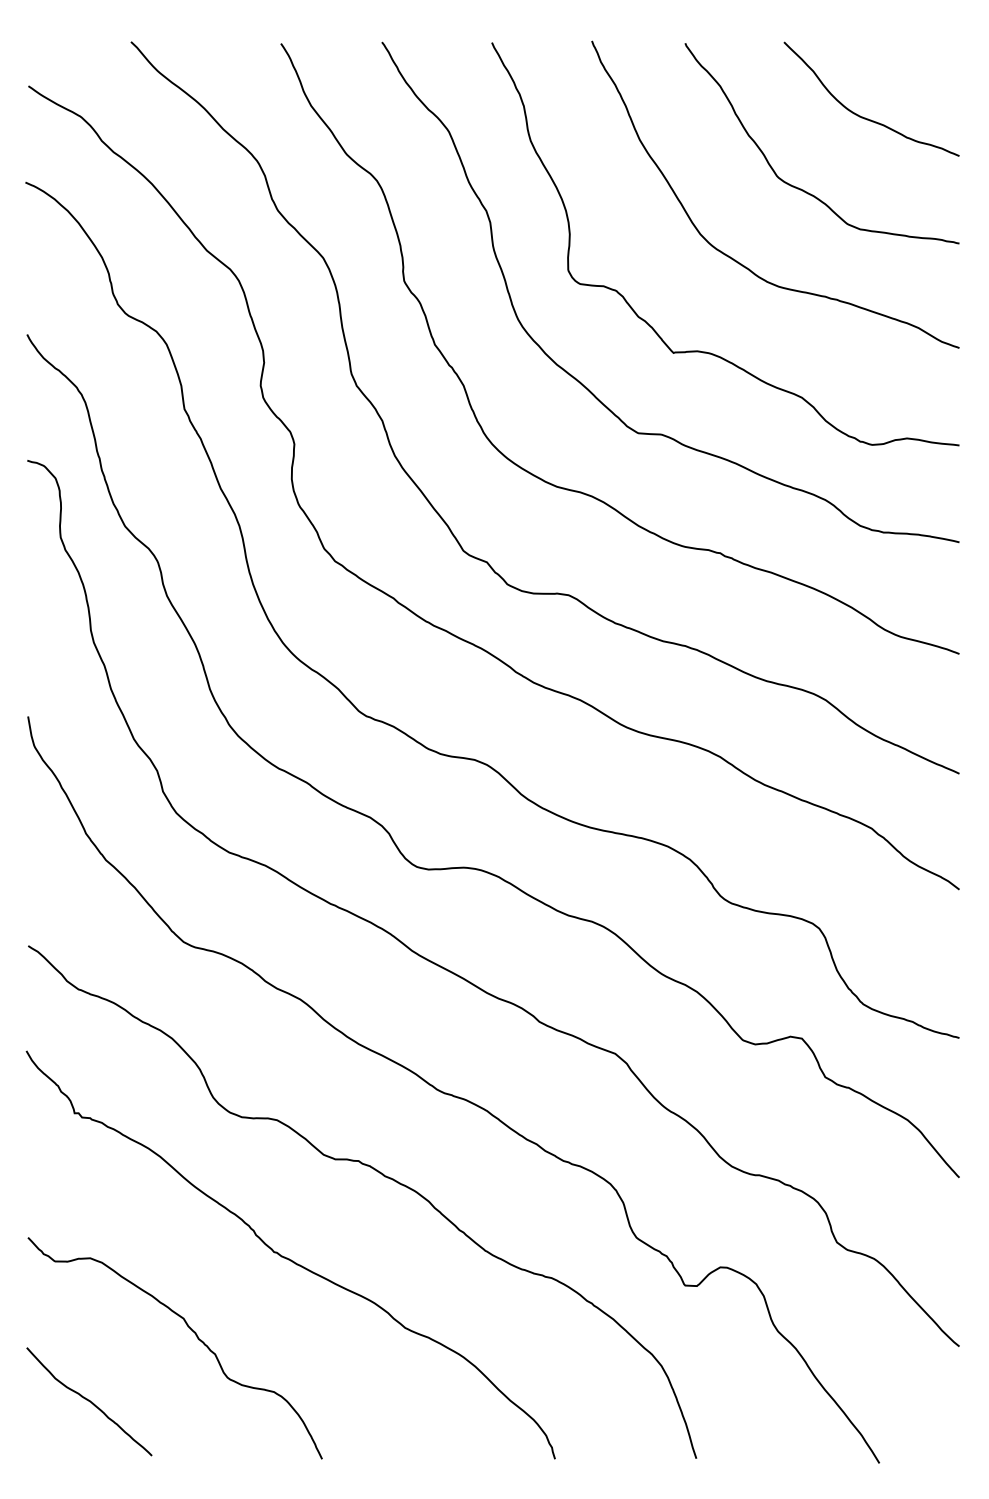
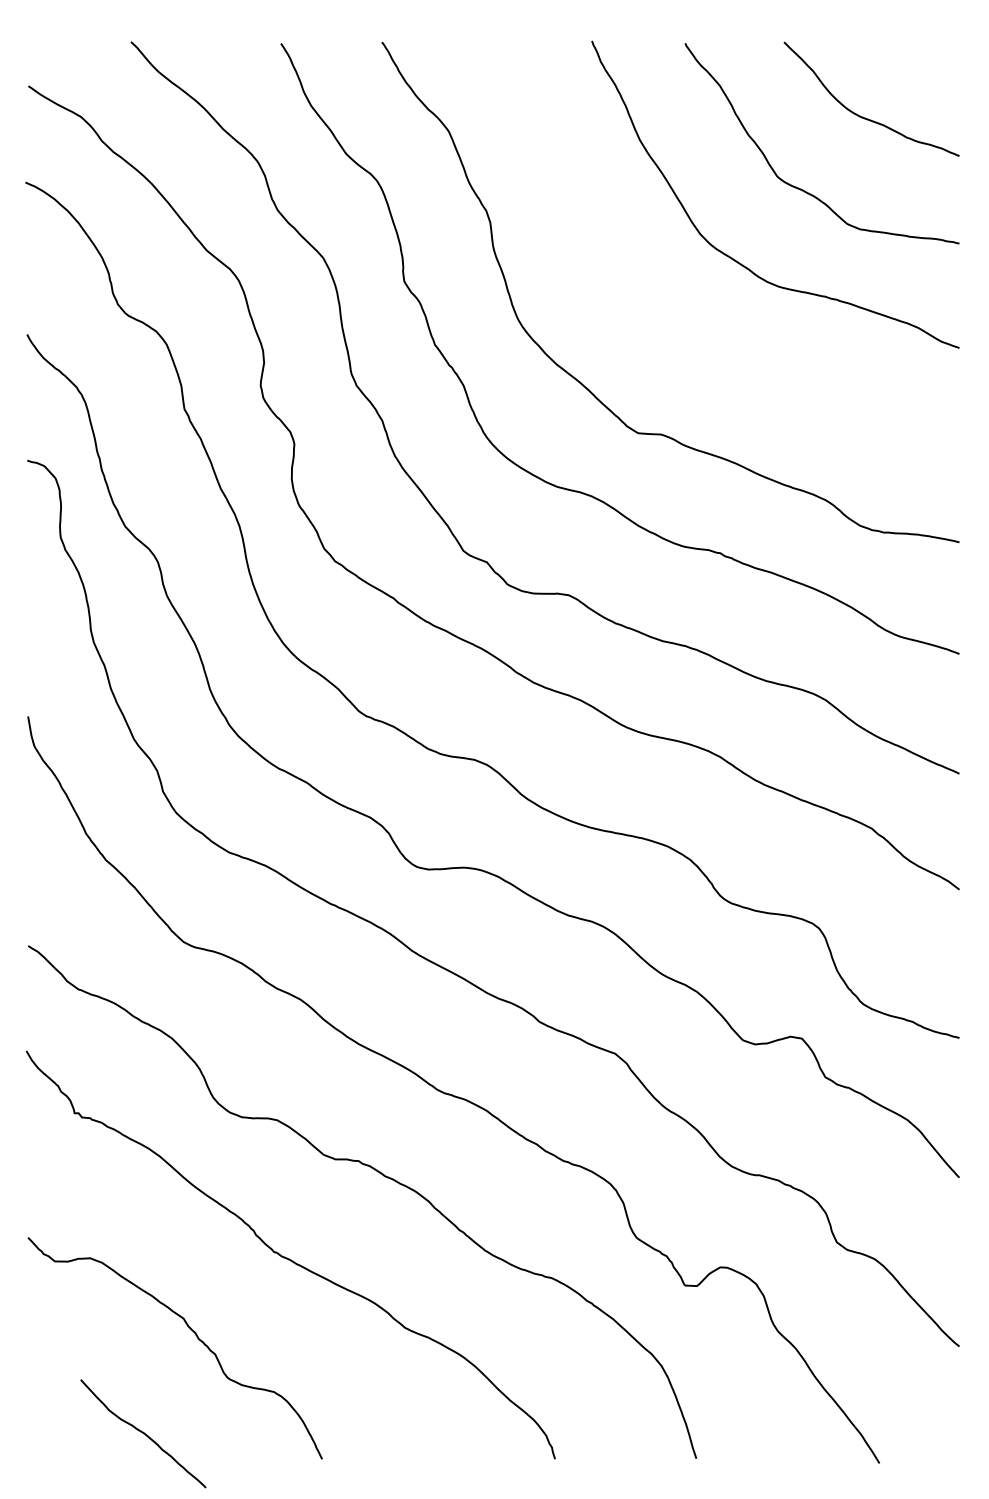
curve: present -> none (706, 351)
curve position: (89, 1401) -> (143, 1433) (143, 1433)
